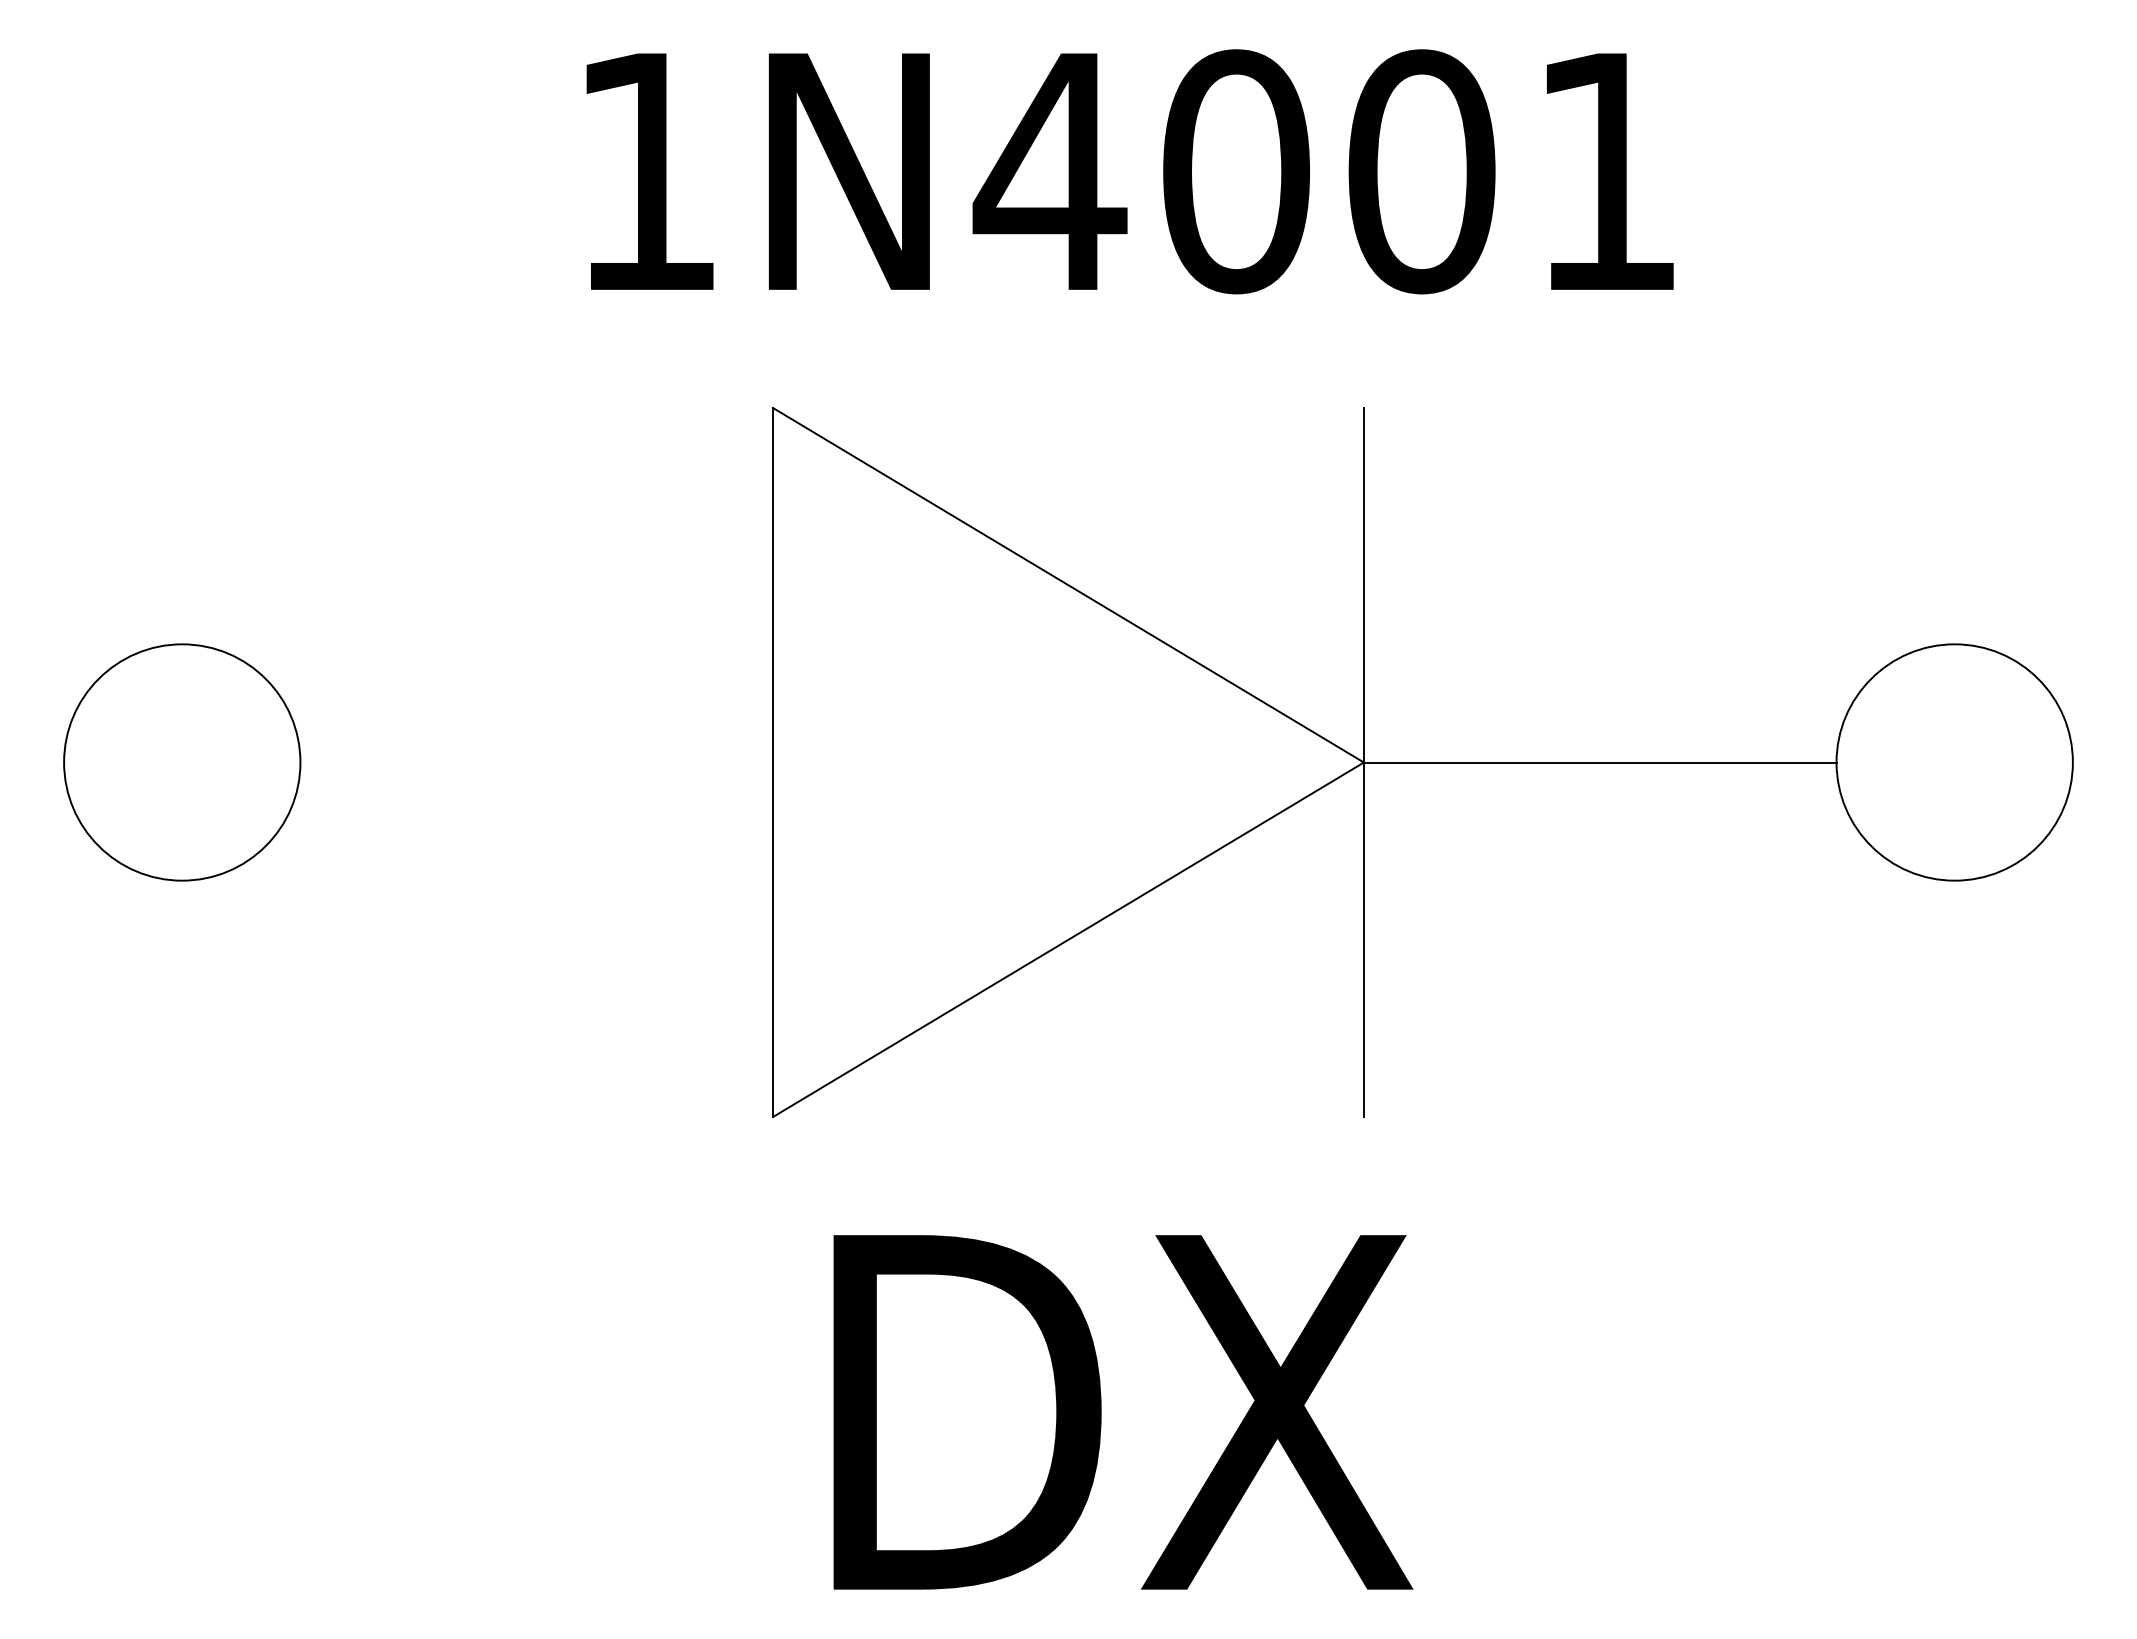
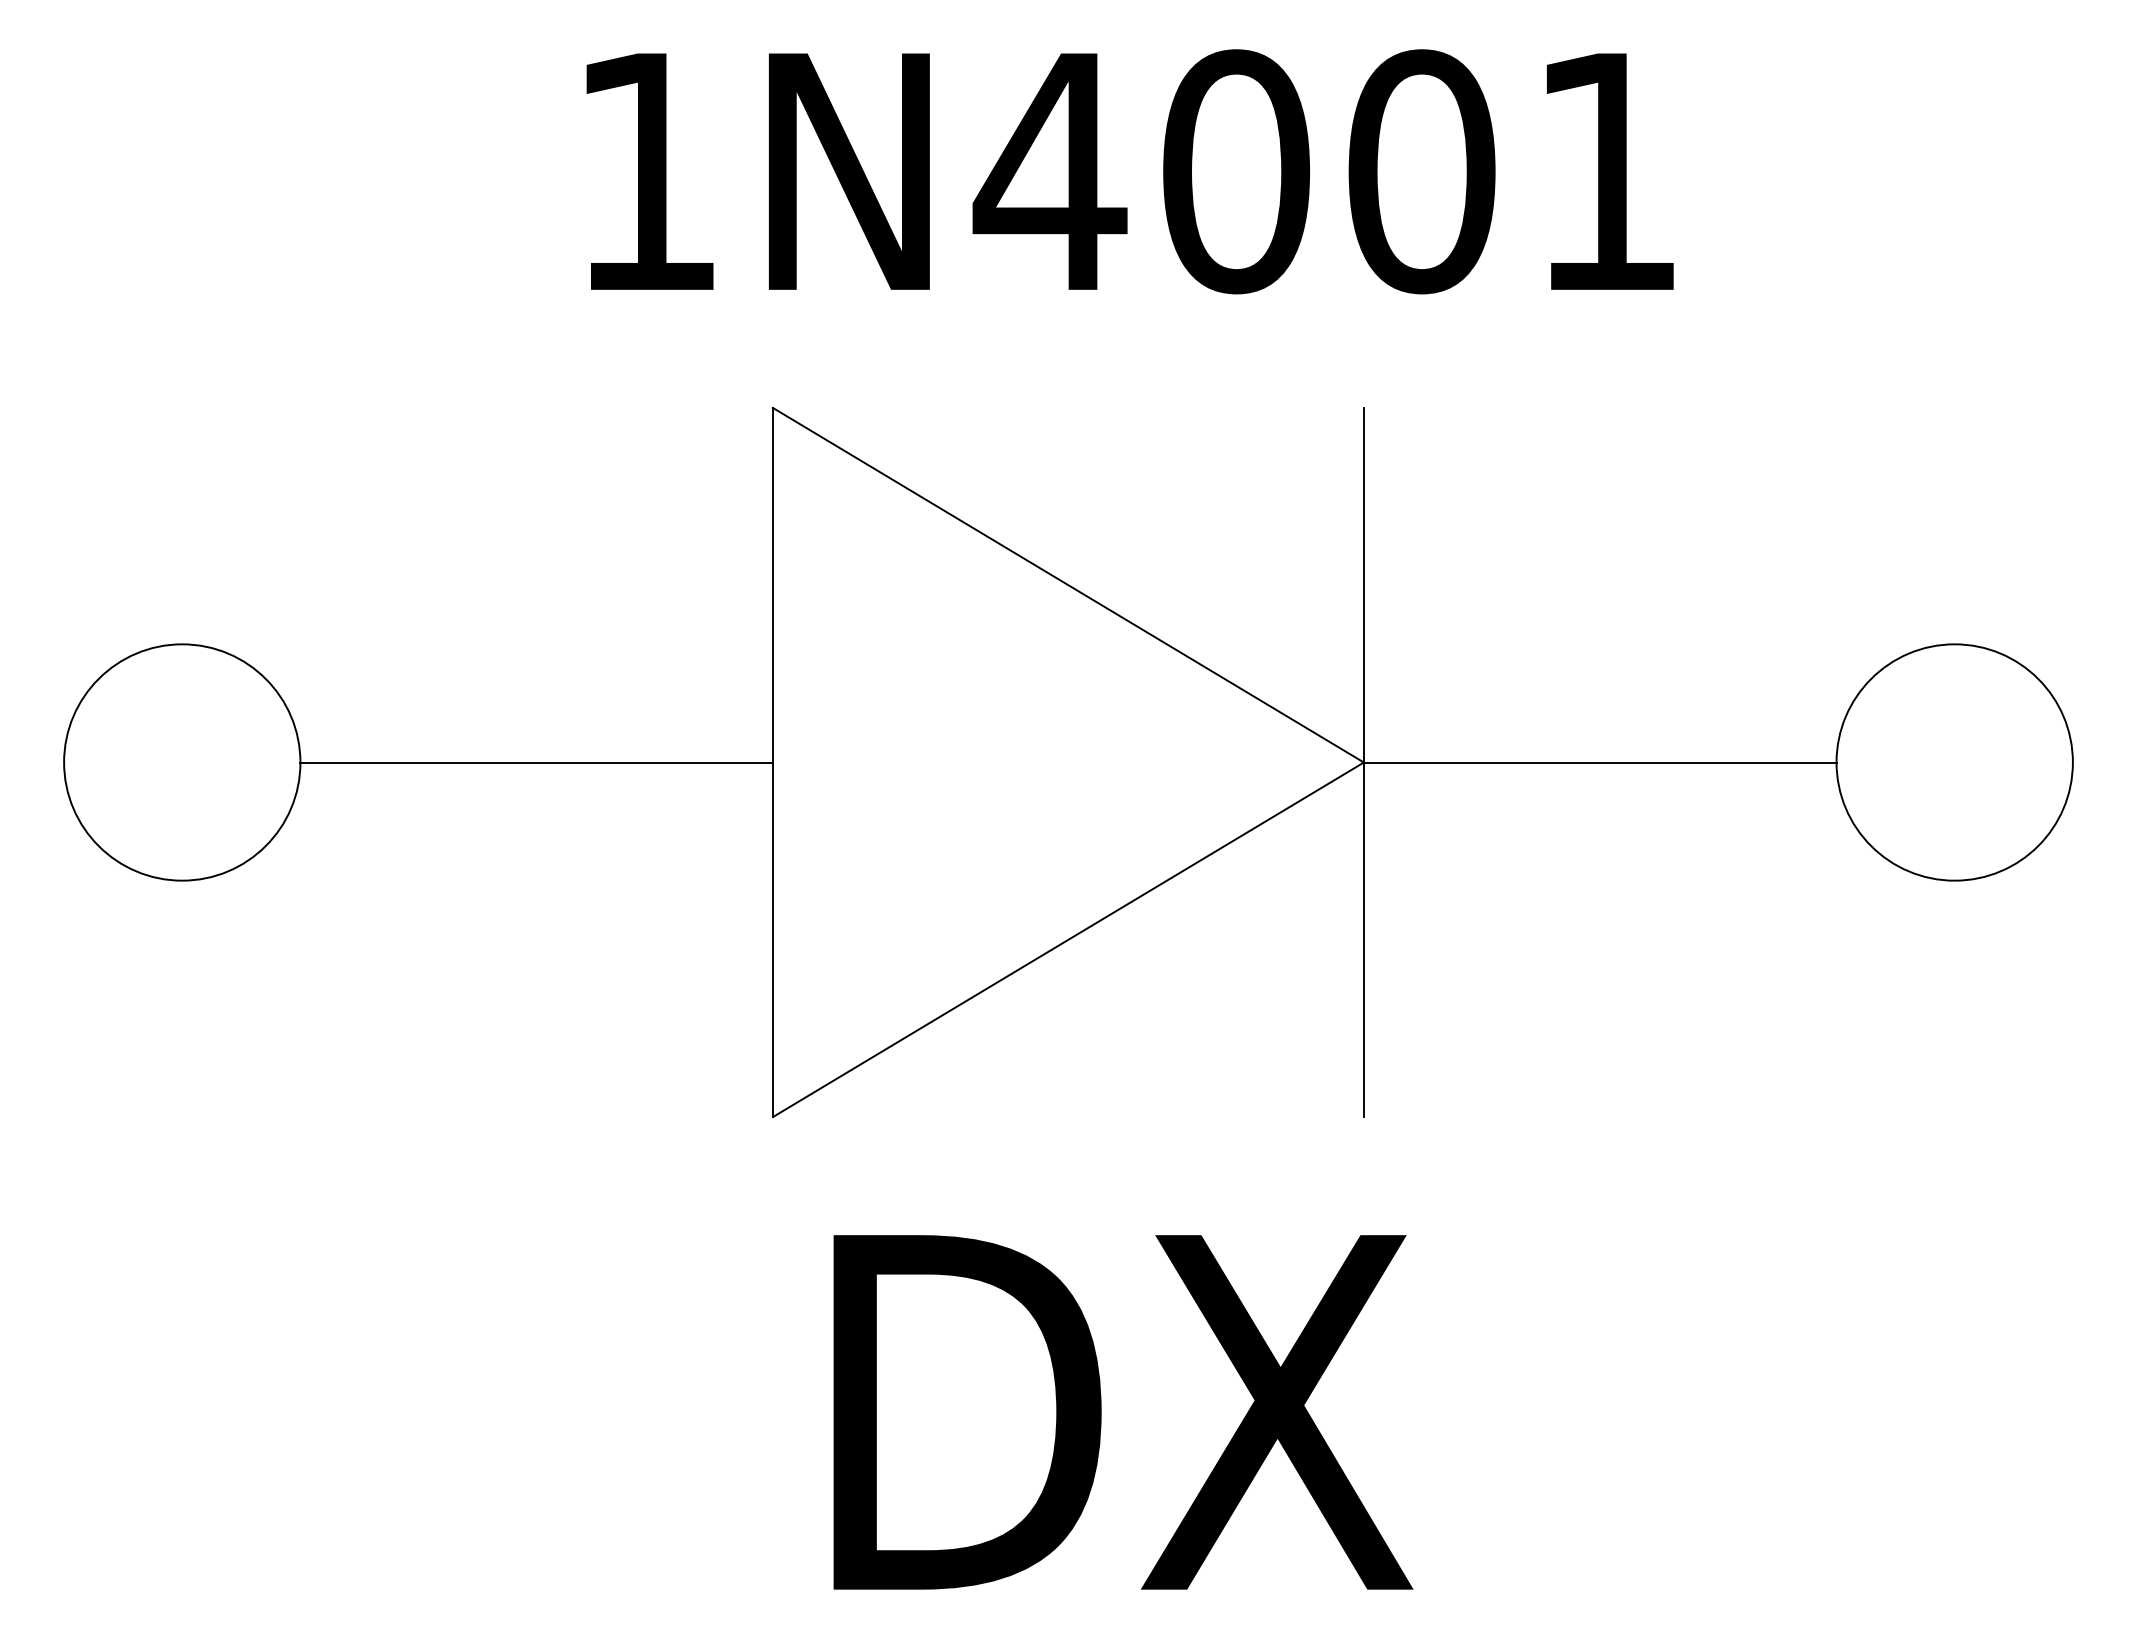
line: none -> present (536, 762)
